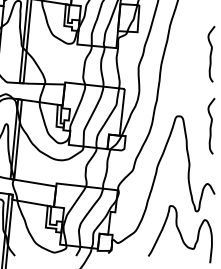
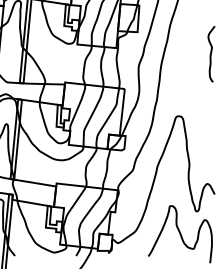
curve: present -> none (211, 125)
